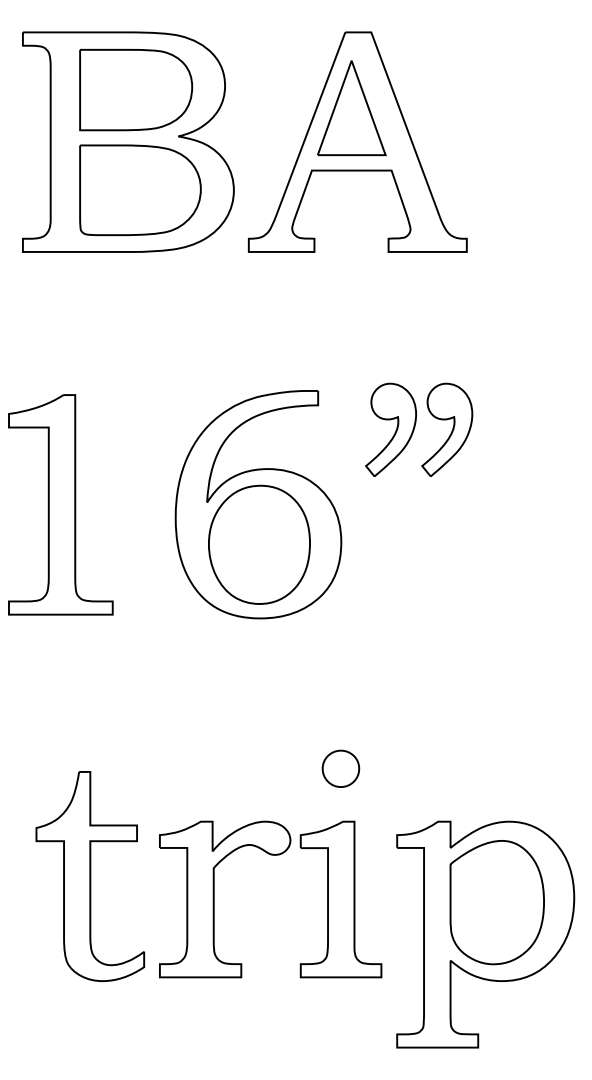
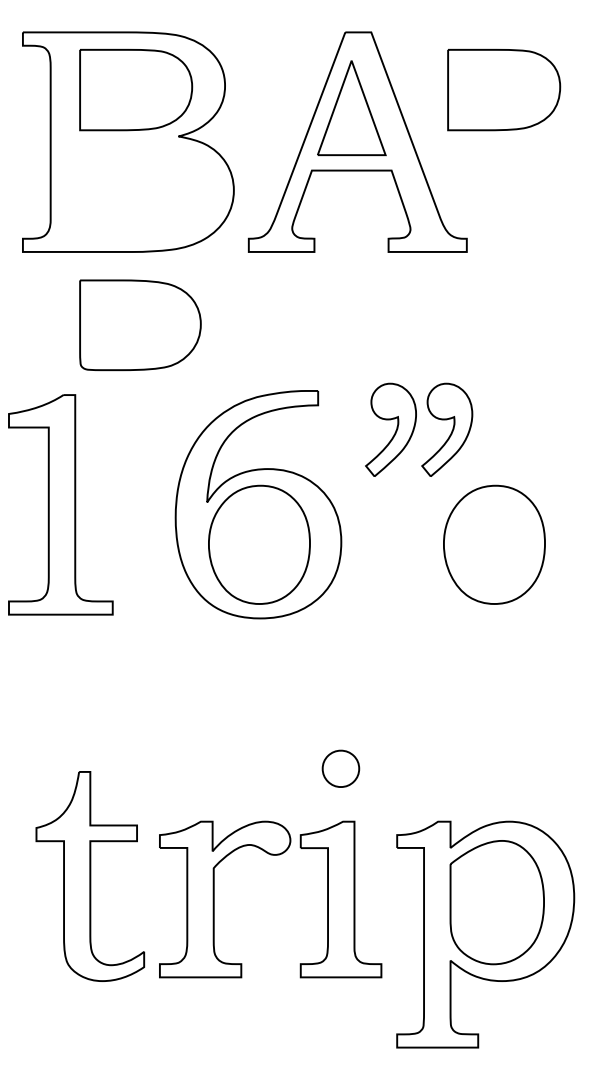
part: none -> present (504, 89)
part position: (140, 190) -> (140, 325) (140, 325)
part: none -> present (494, 544)
